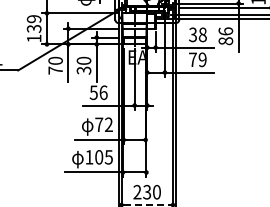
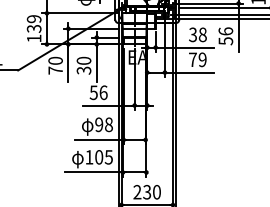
text: 86 -> 56 (225, 41)
text: 72 -> 98 (103, 124)
line: dashed -> solid (147, 205)
